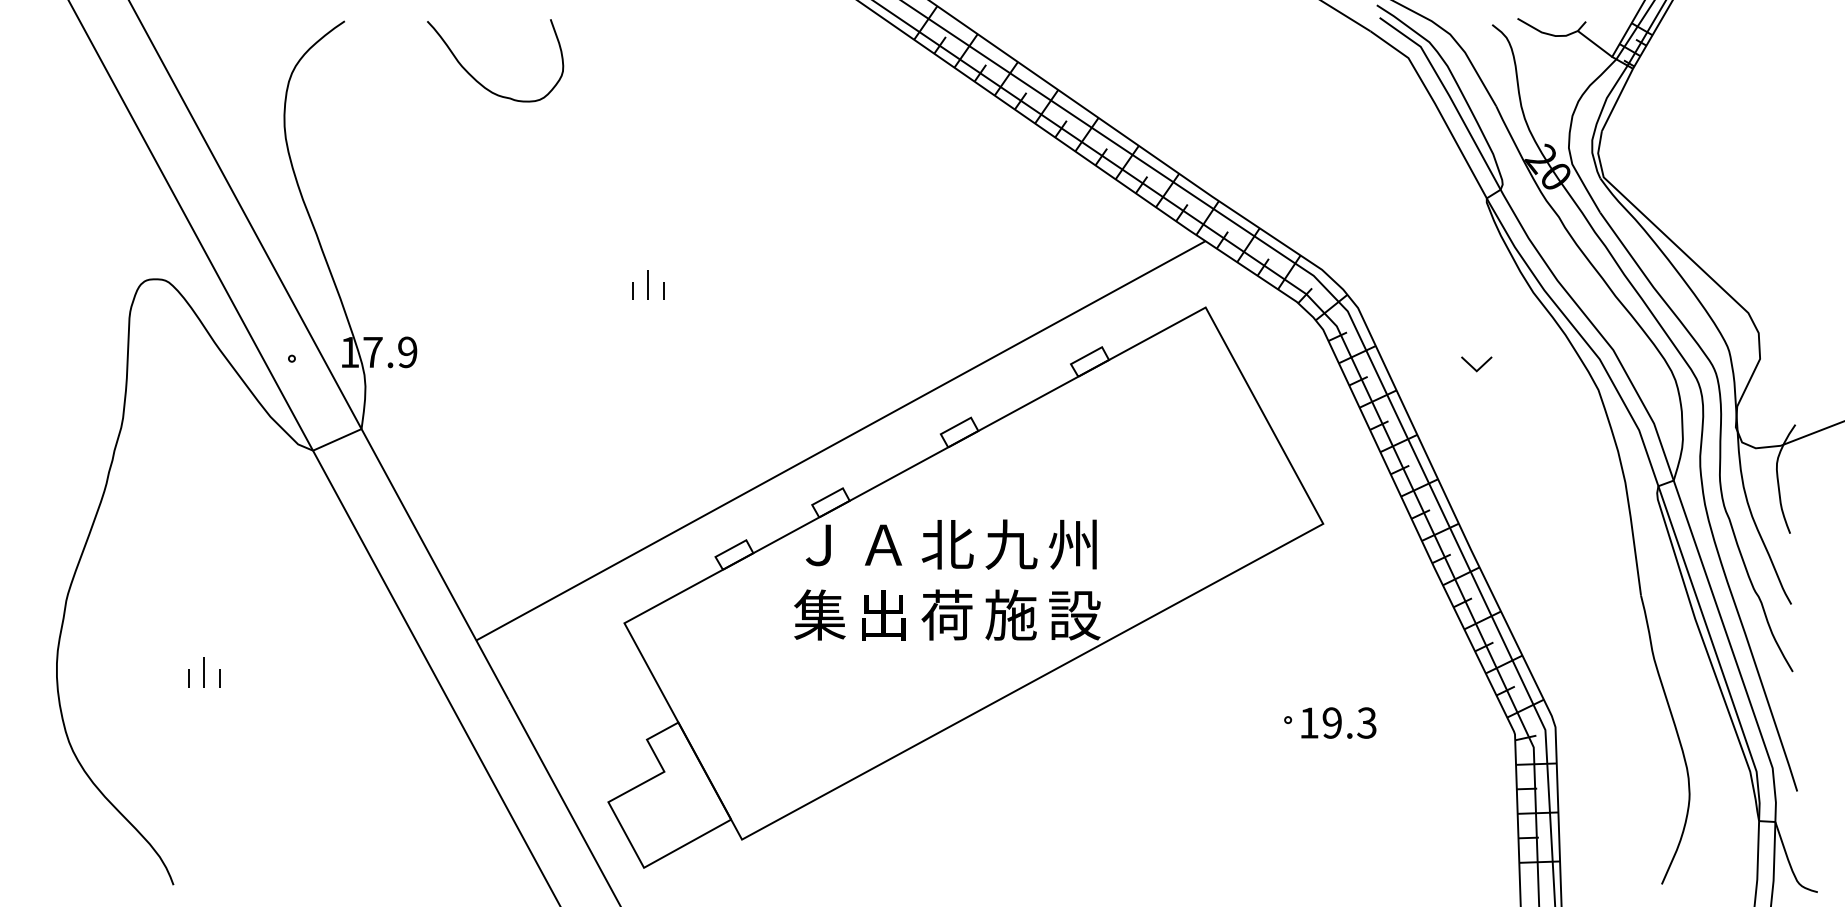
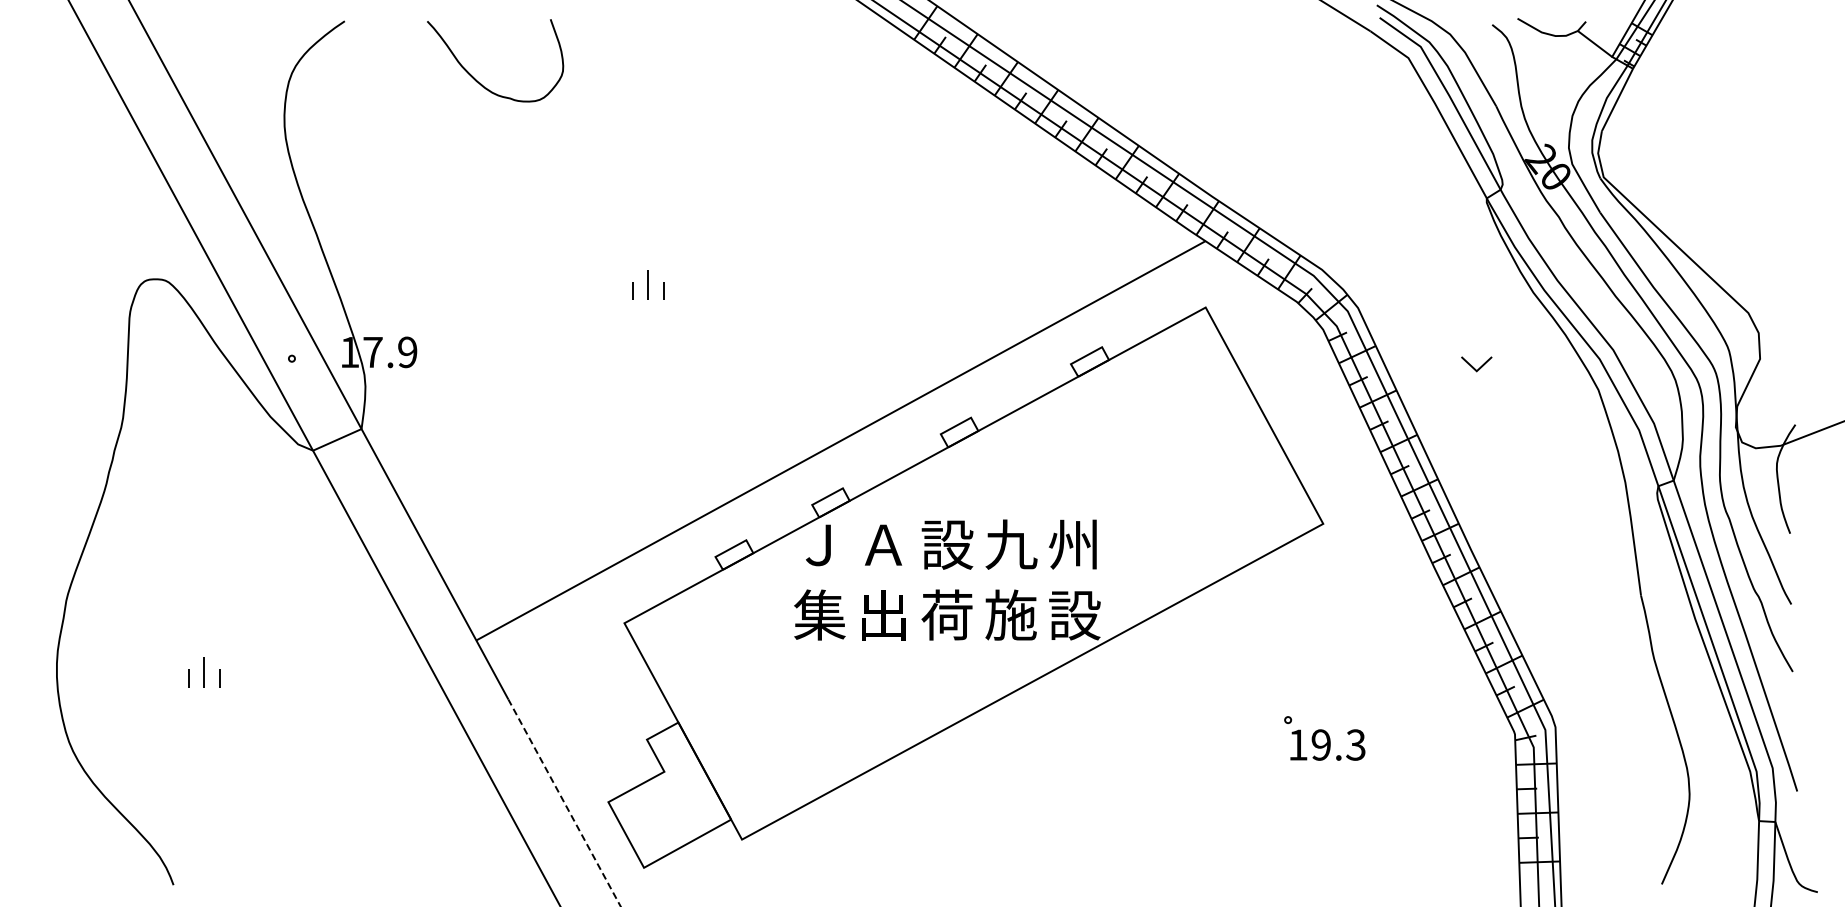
text: 北 -> 設 (947, 544)
text position: (1338, 722) -> (1327, 744) (1327, 744)
line: solid -> dashed (564, 803)
